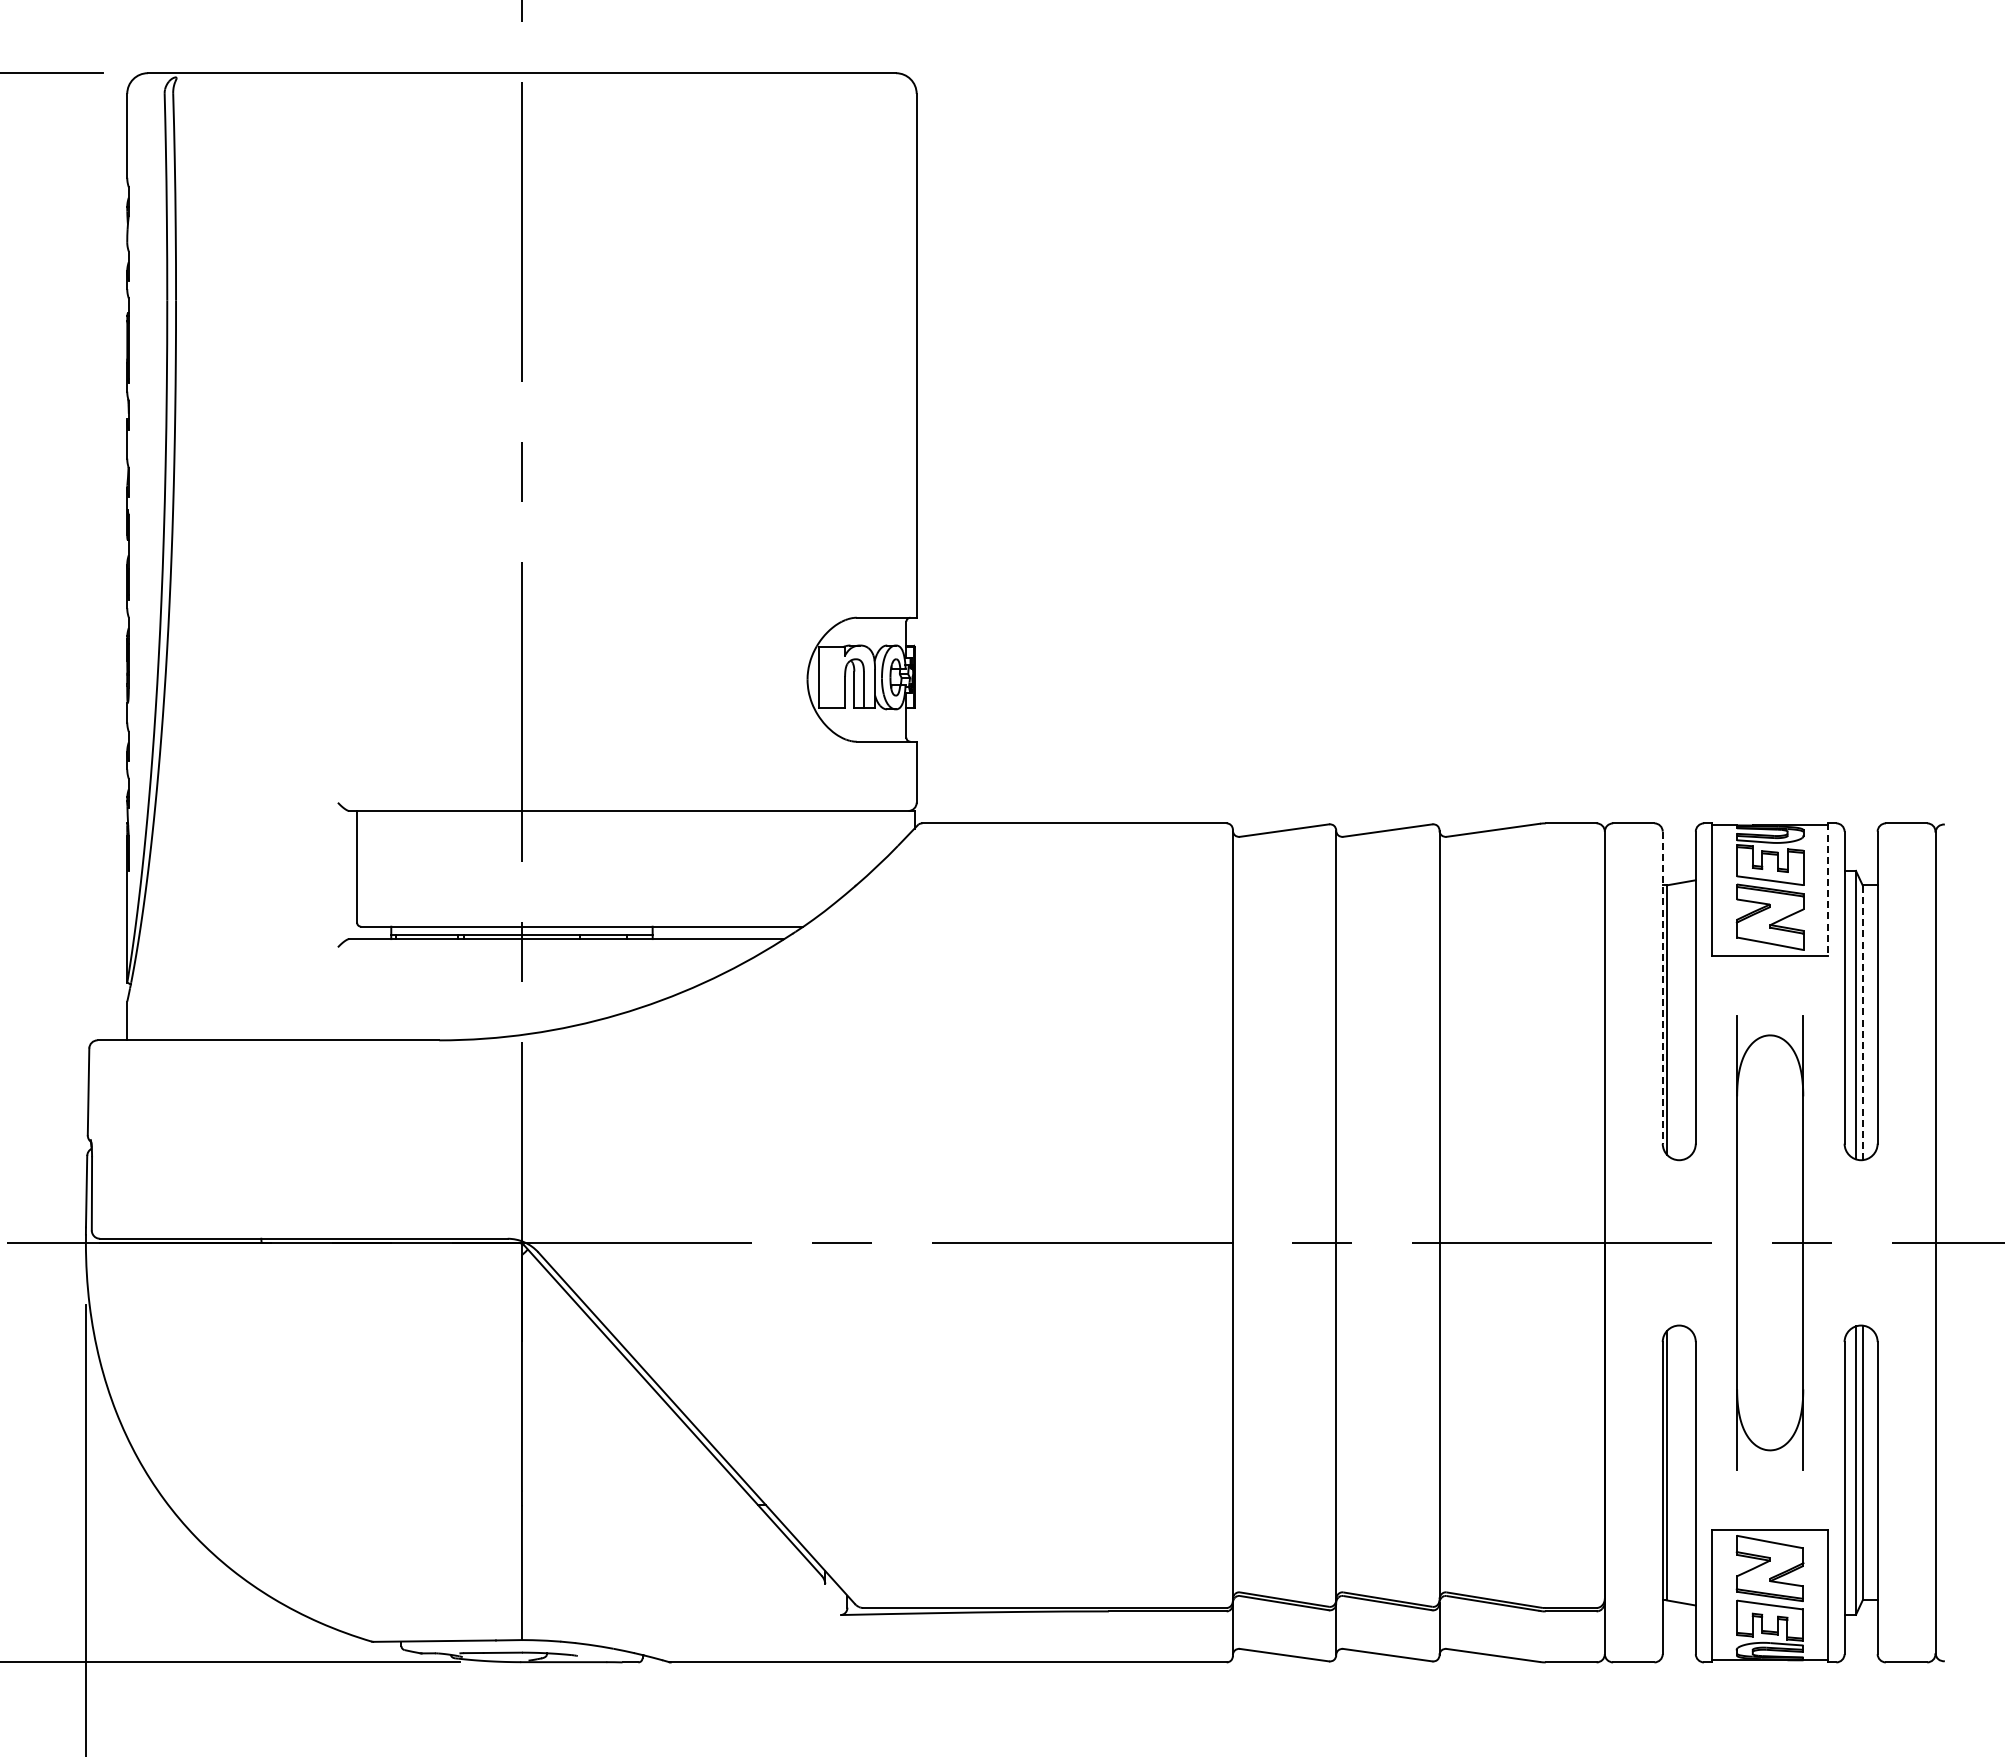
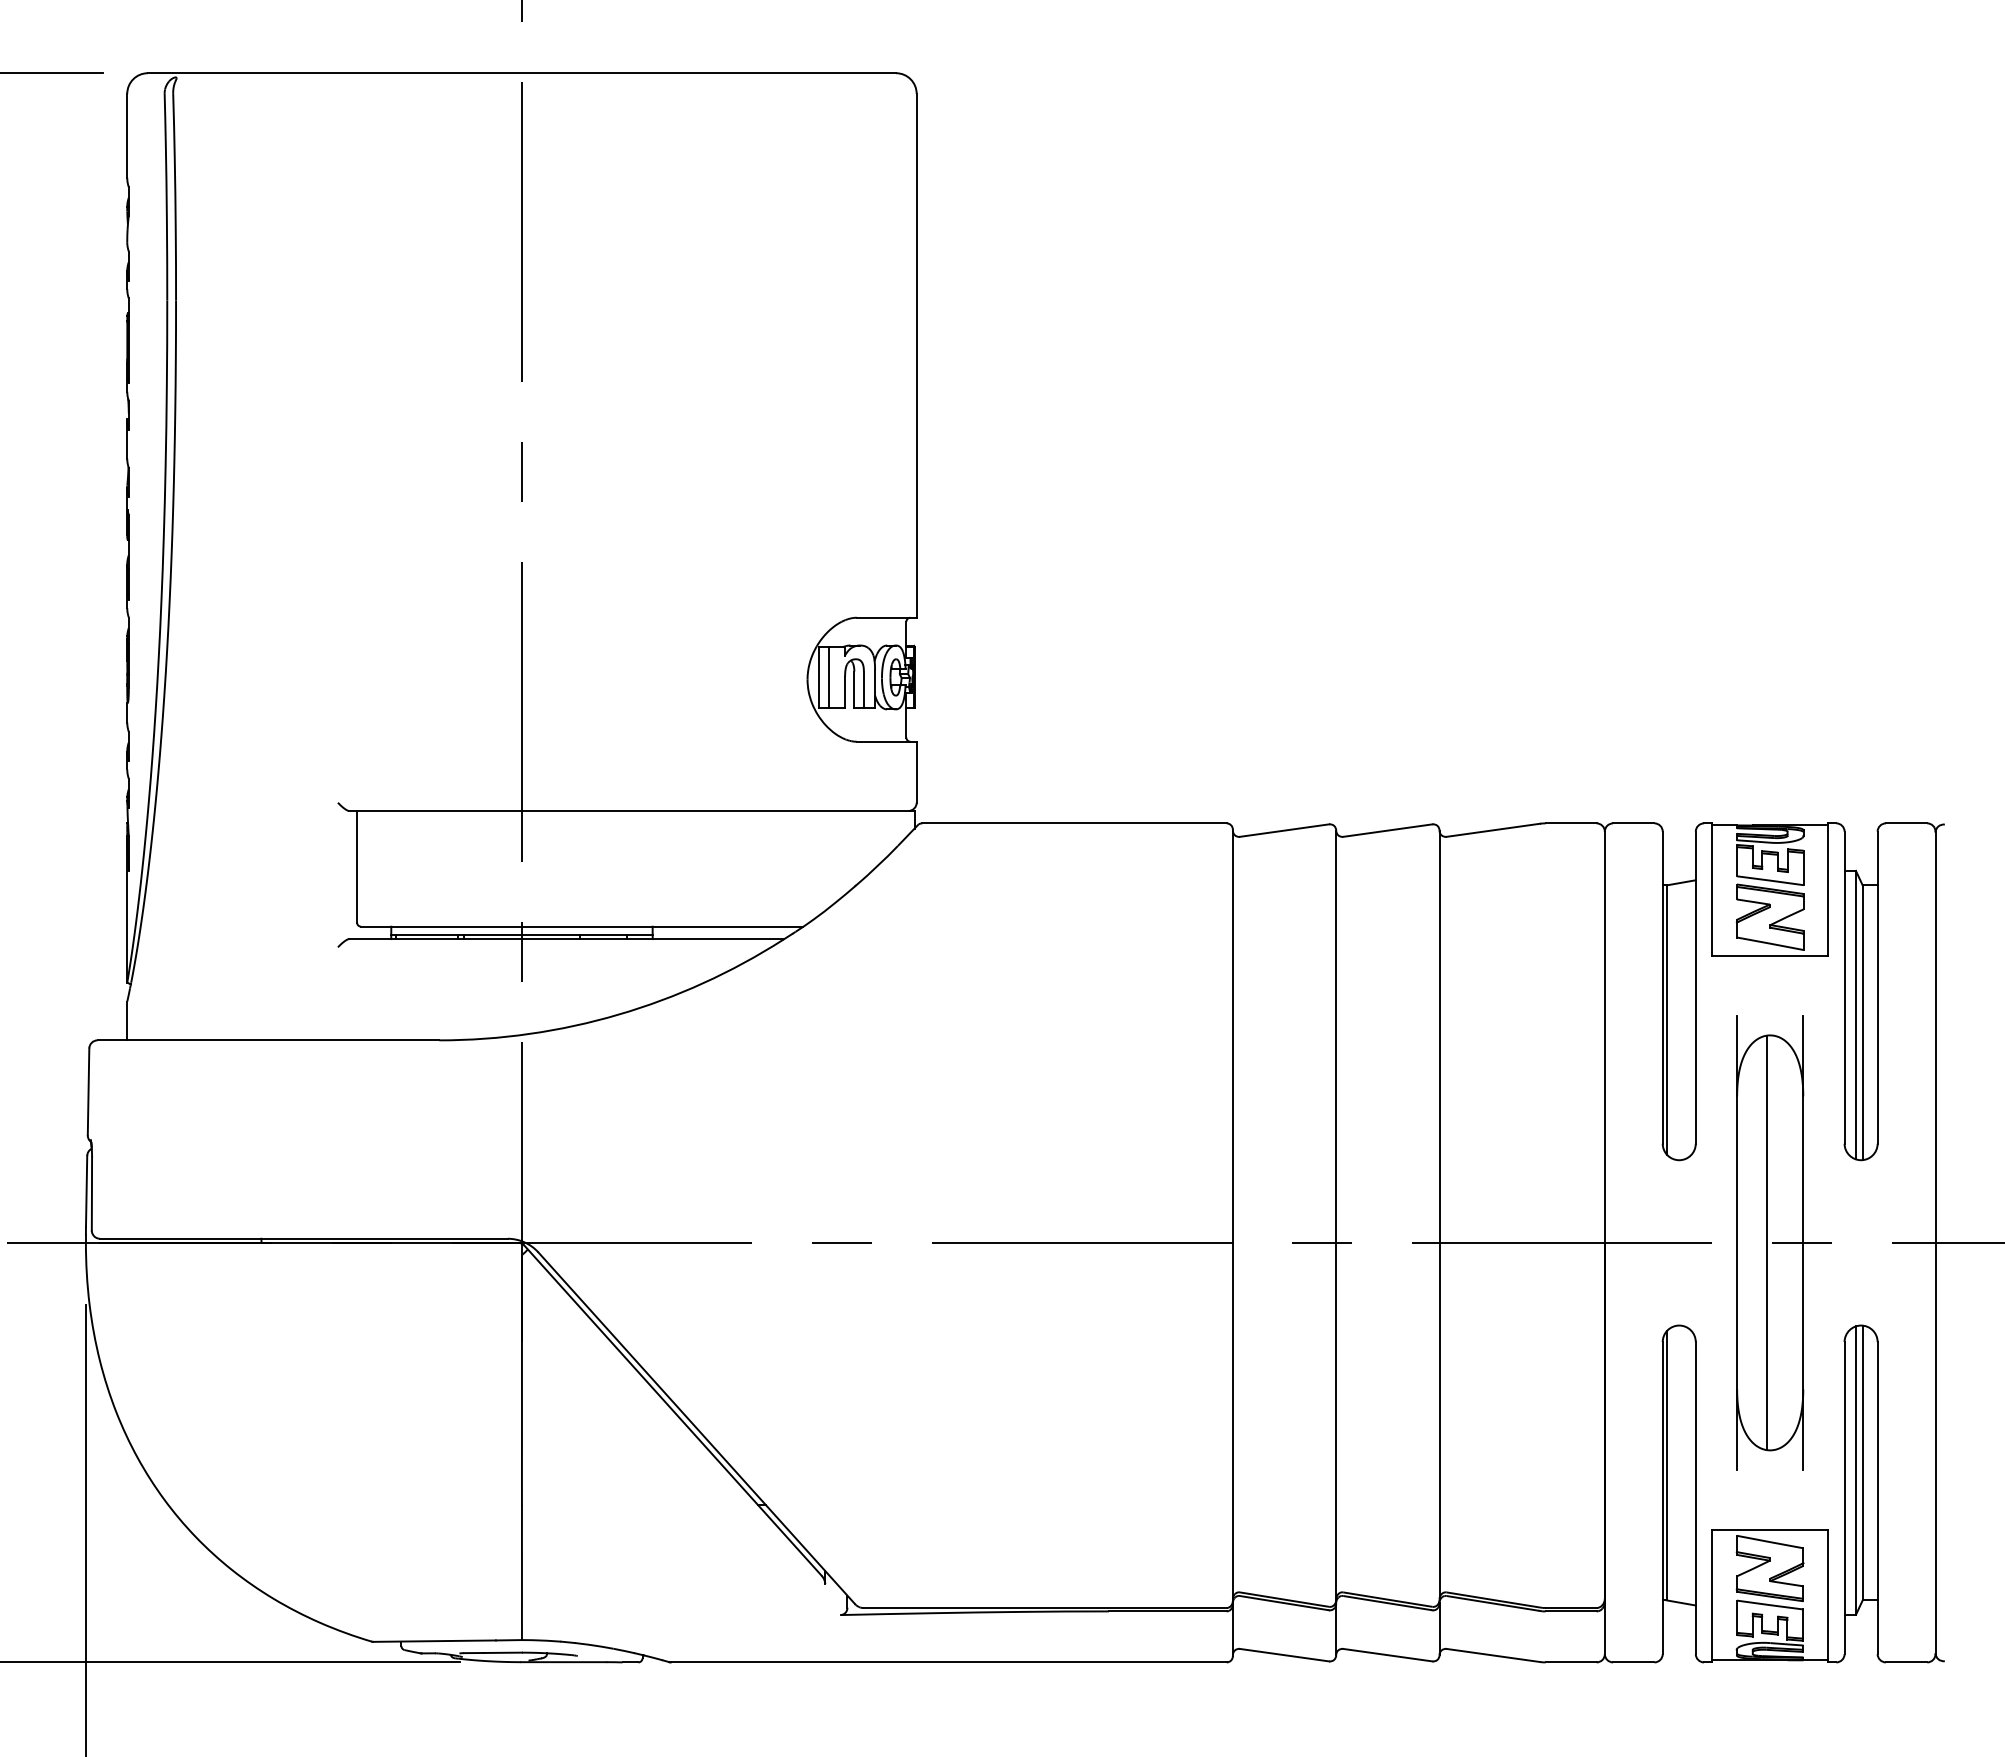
line: none -> present (829, 677)
line: dashed -> solid (1828, 890)
line: dashed -> solid (1662, 988)
line: dashed -> solid (1862, 1022)
line: none -> present (1767, 1242)
